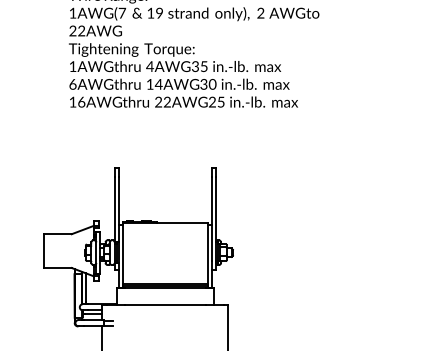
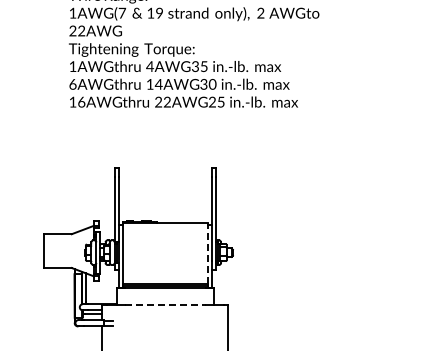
line: solid -> dashed (207, 252)
line: solid -> dashed (165, 304)
